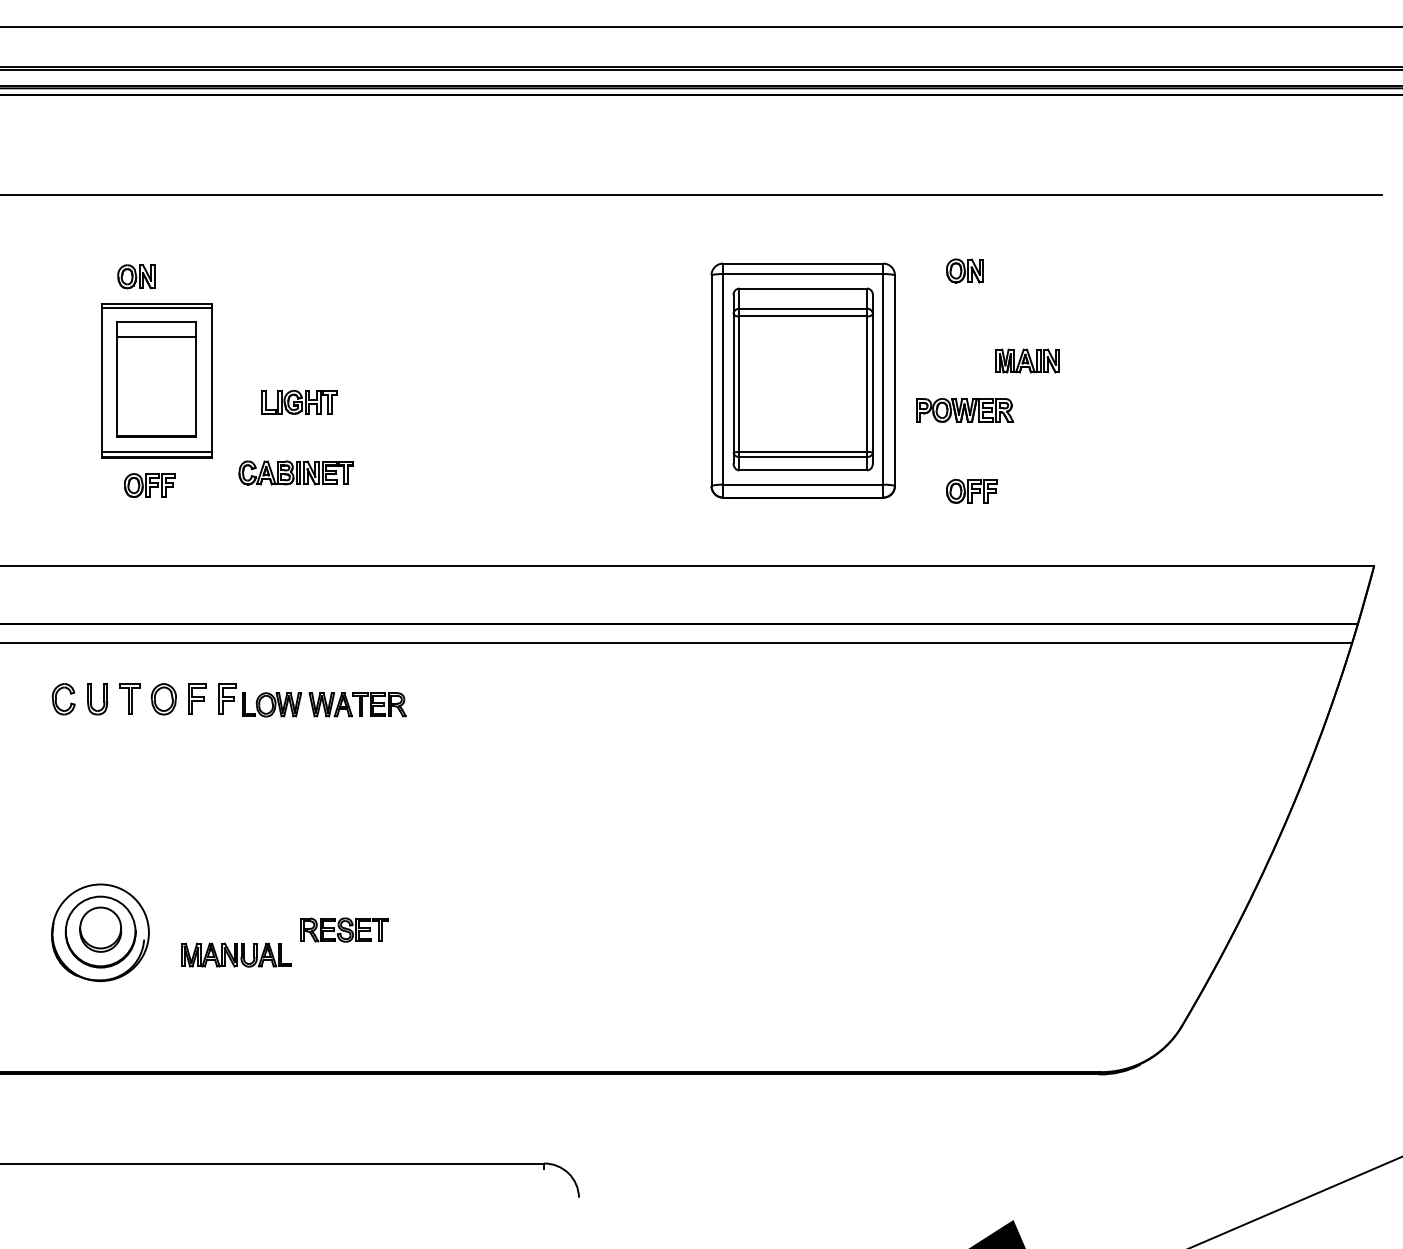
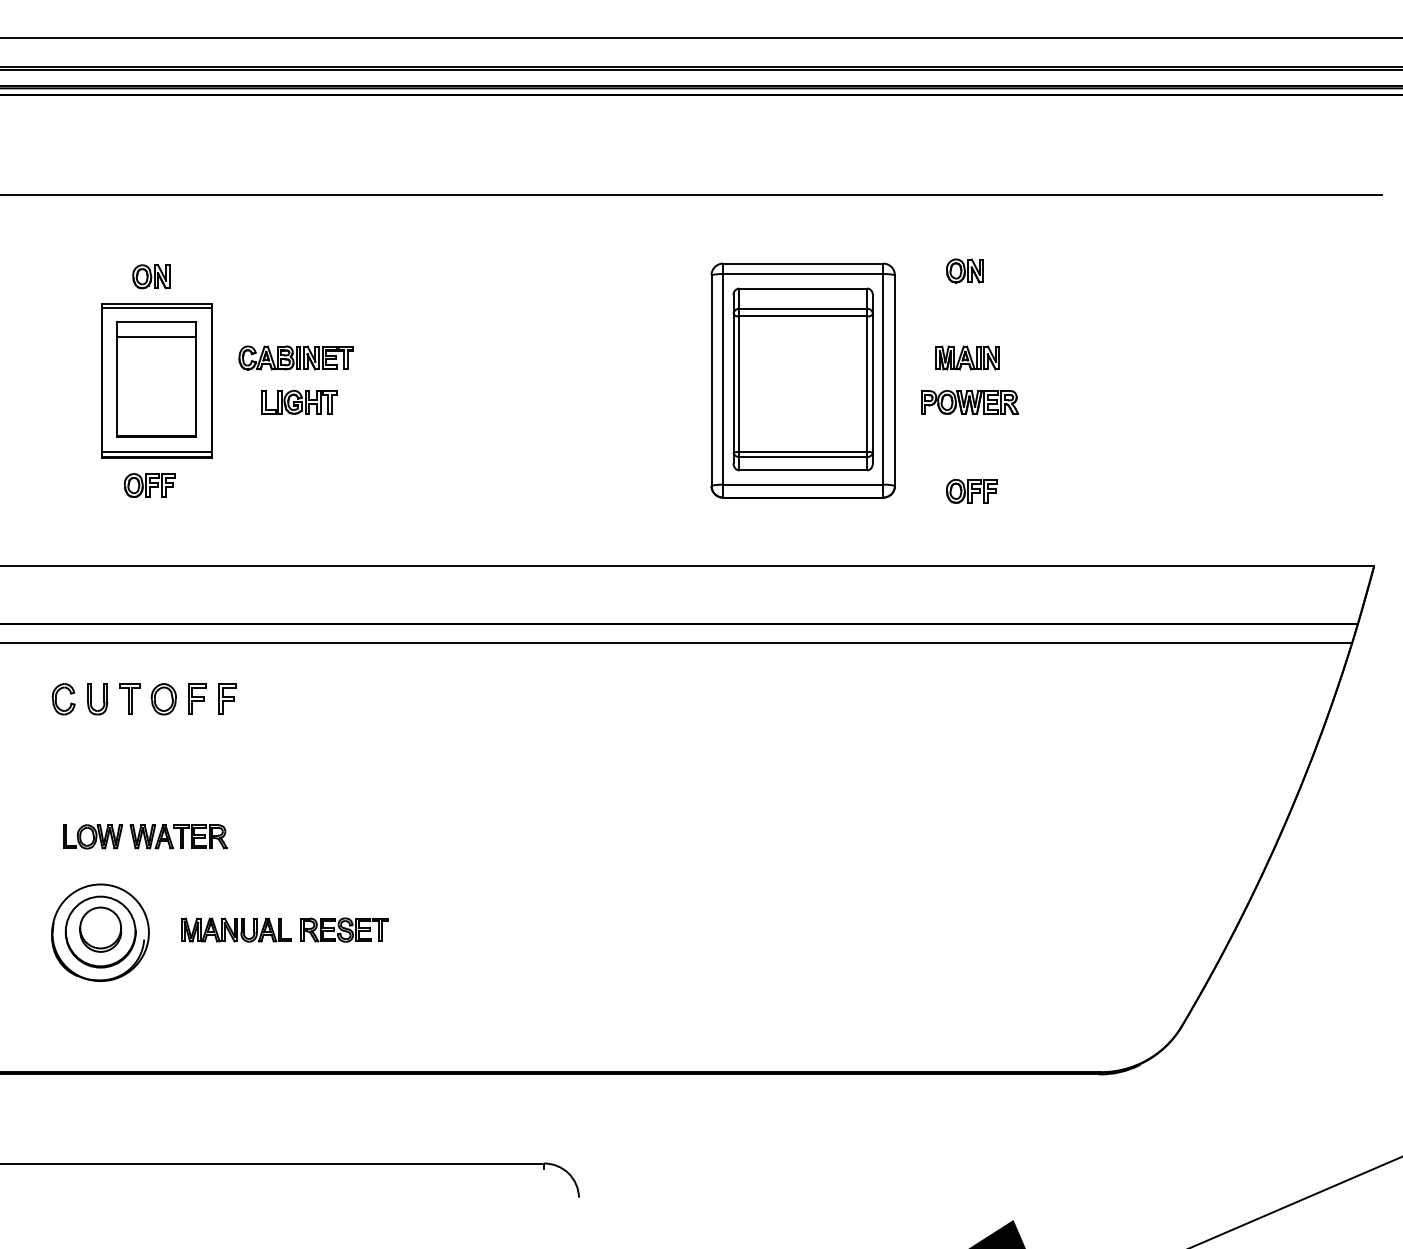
line position: (700, 26) -> (700, 37) (700, 37)
part position: (136, 276) -> (151, 276) (151, 276)
part position: (1027, 360) -> (967, 357) (967, 357)
part position: (965, 410) -> (970, 402) (970, 402)
part position: (295, 472) -> (295, 357) (295, 357)
part position: (324, 704) -> (145, 836) (145, 836)
part position: (236, 954) -> (236, 929) (236, 929)
